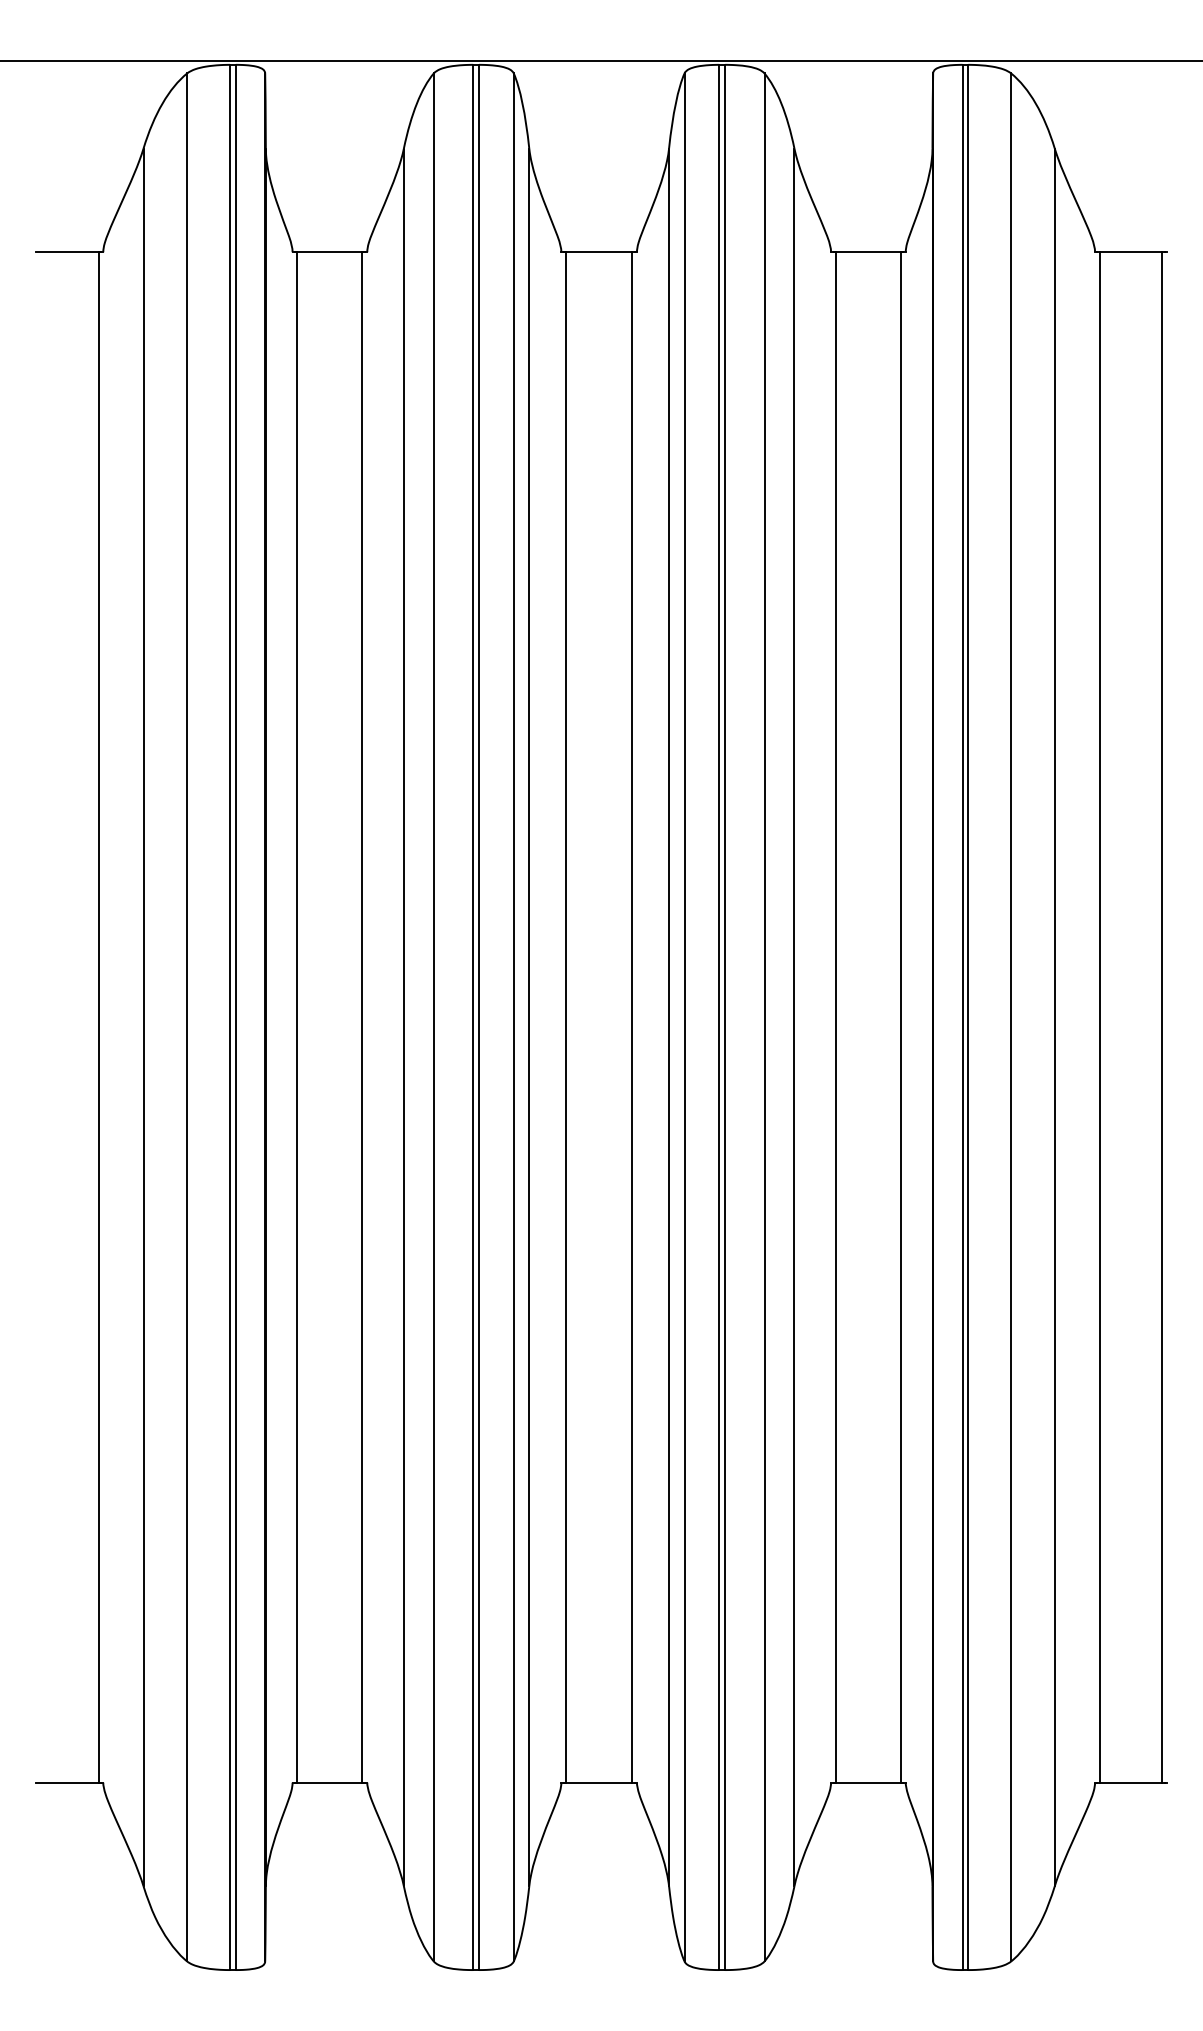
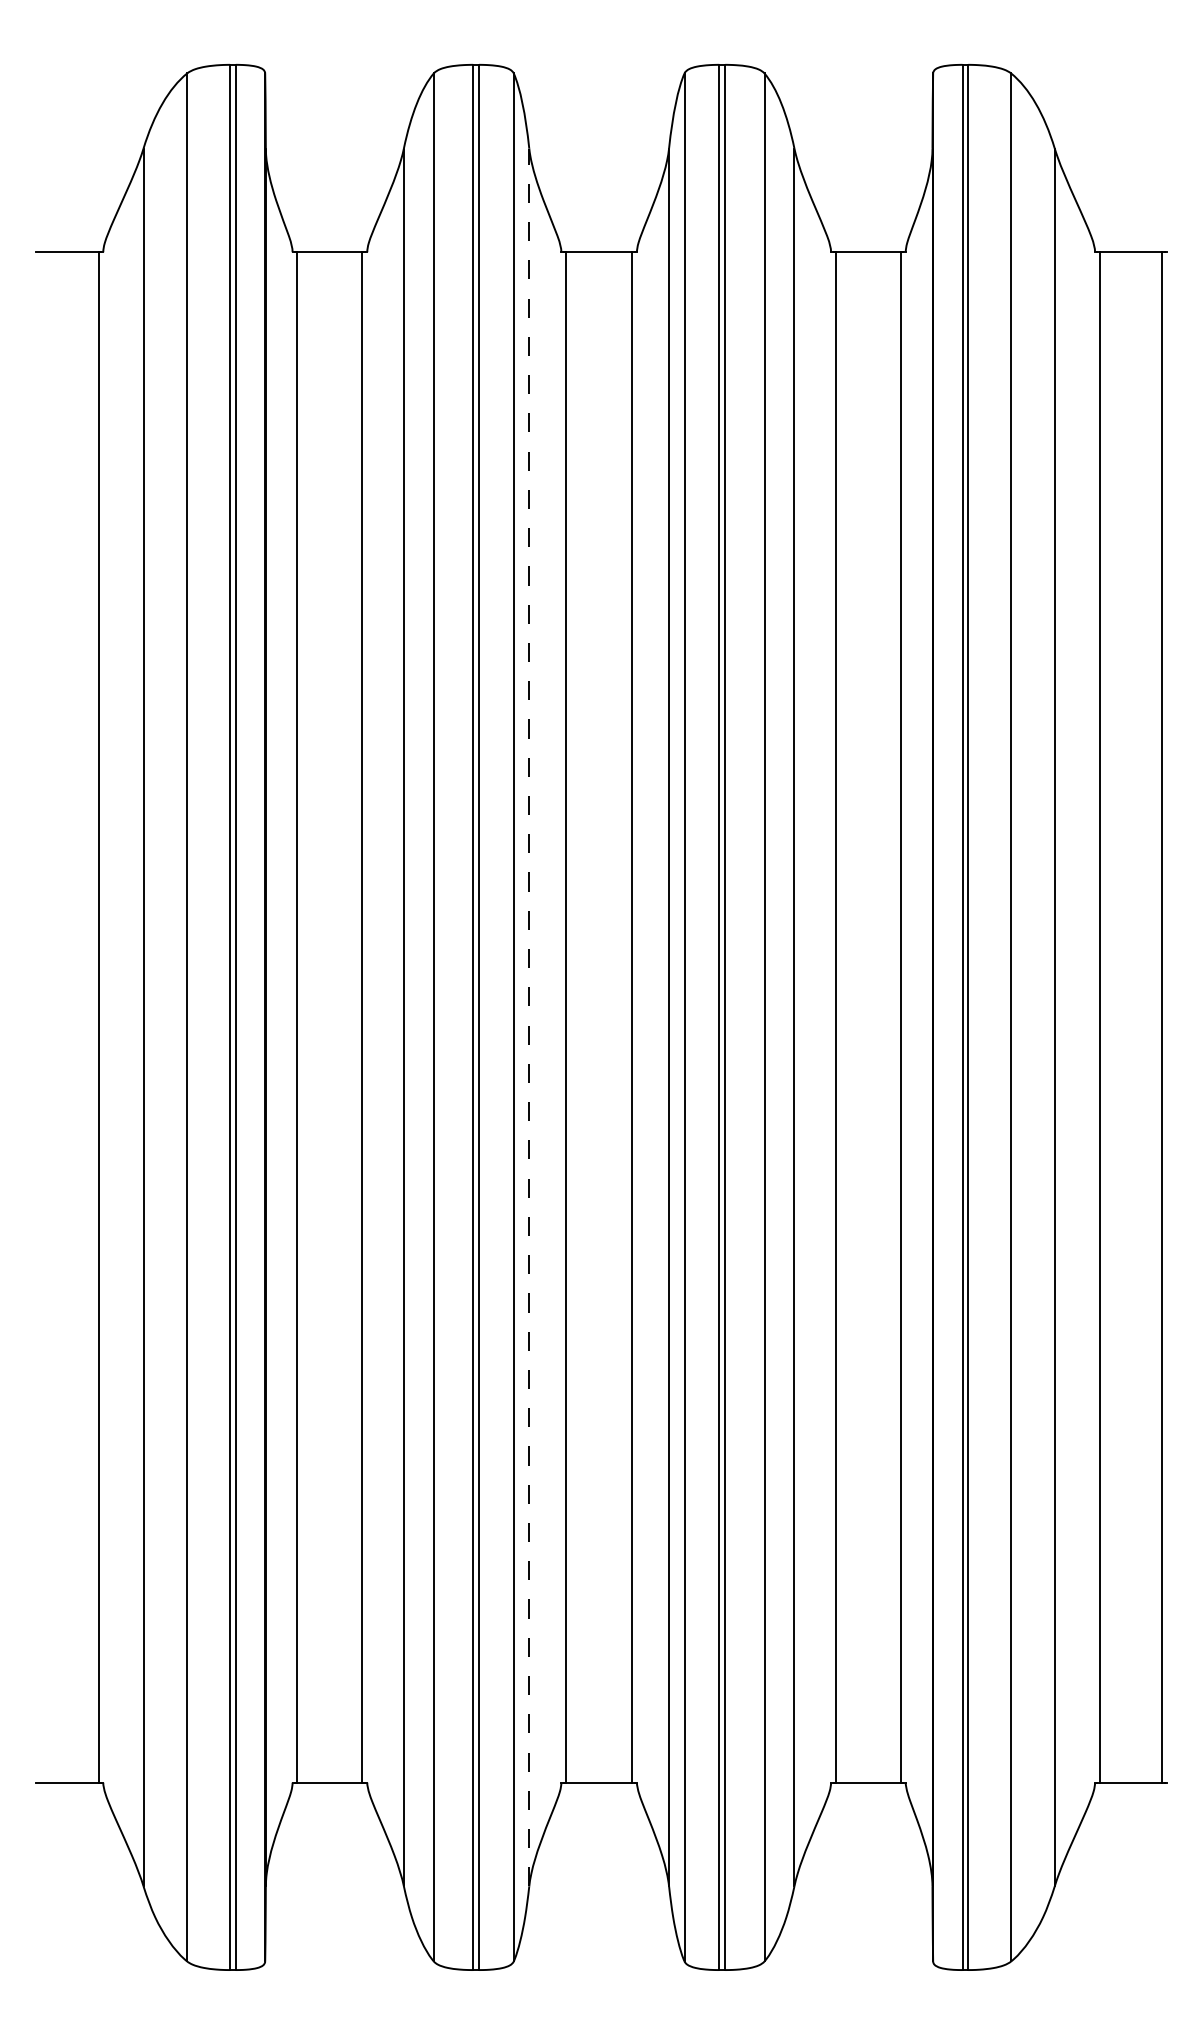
line: present -> none (600, 60)
line: solid -> dashed (529, 1017)
